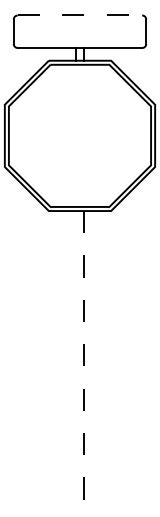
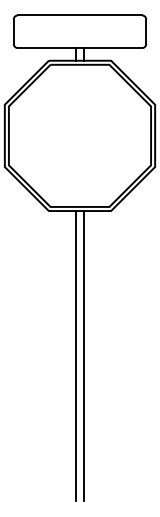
line: dashed -> solid (80, 15)
line: none -> present (75, 356)
line: dashed -> solid (84, 356)
